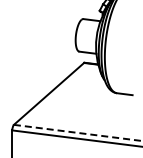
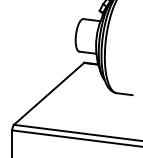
line: dashed -> solid (78, 132)
